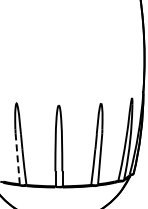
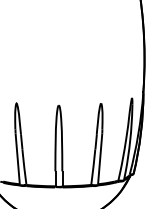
line: dashed -> solid (17, 159)
